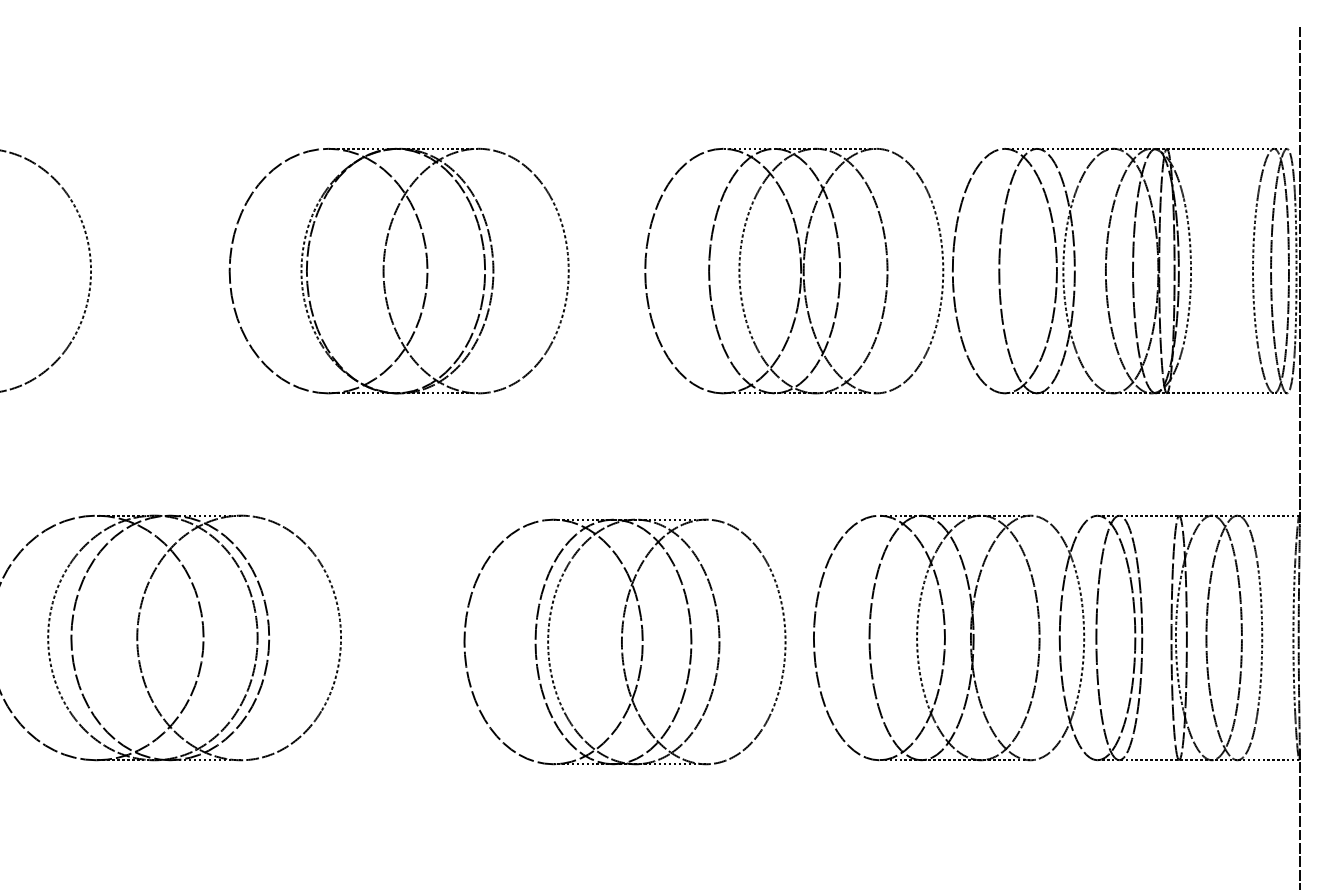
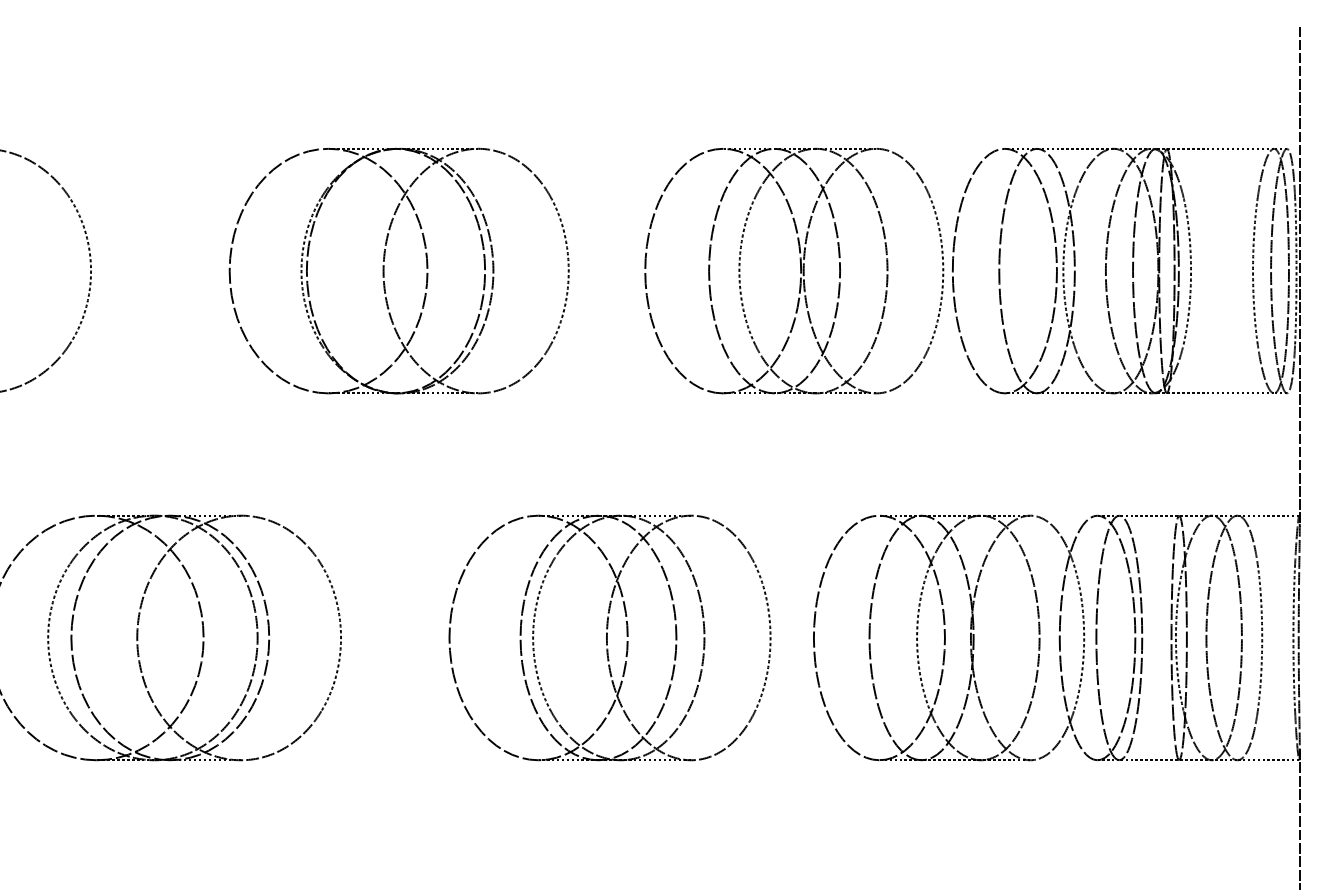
part position: (624, 641) -> (609, 637) (609, 637)
